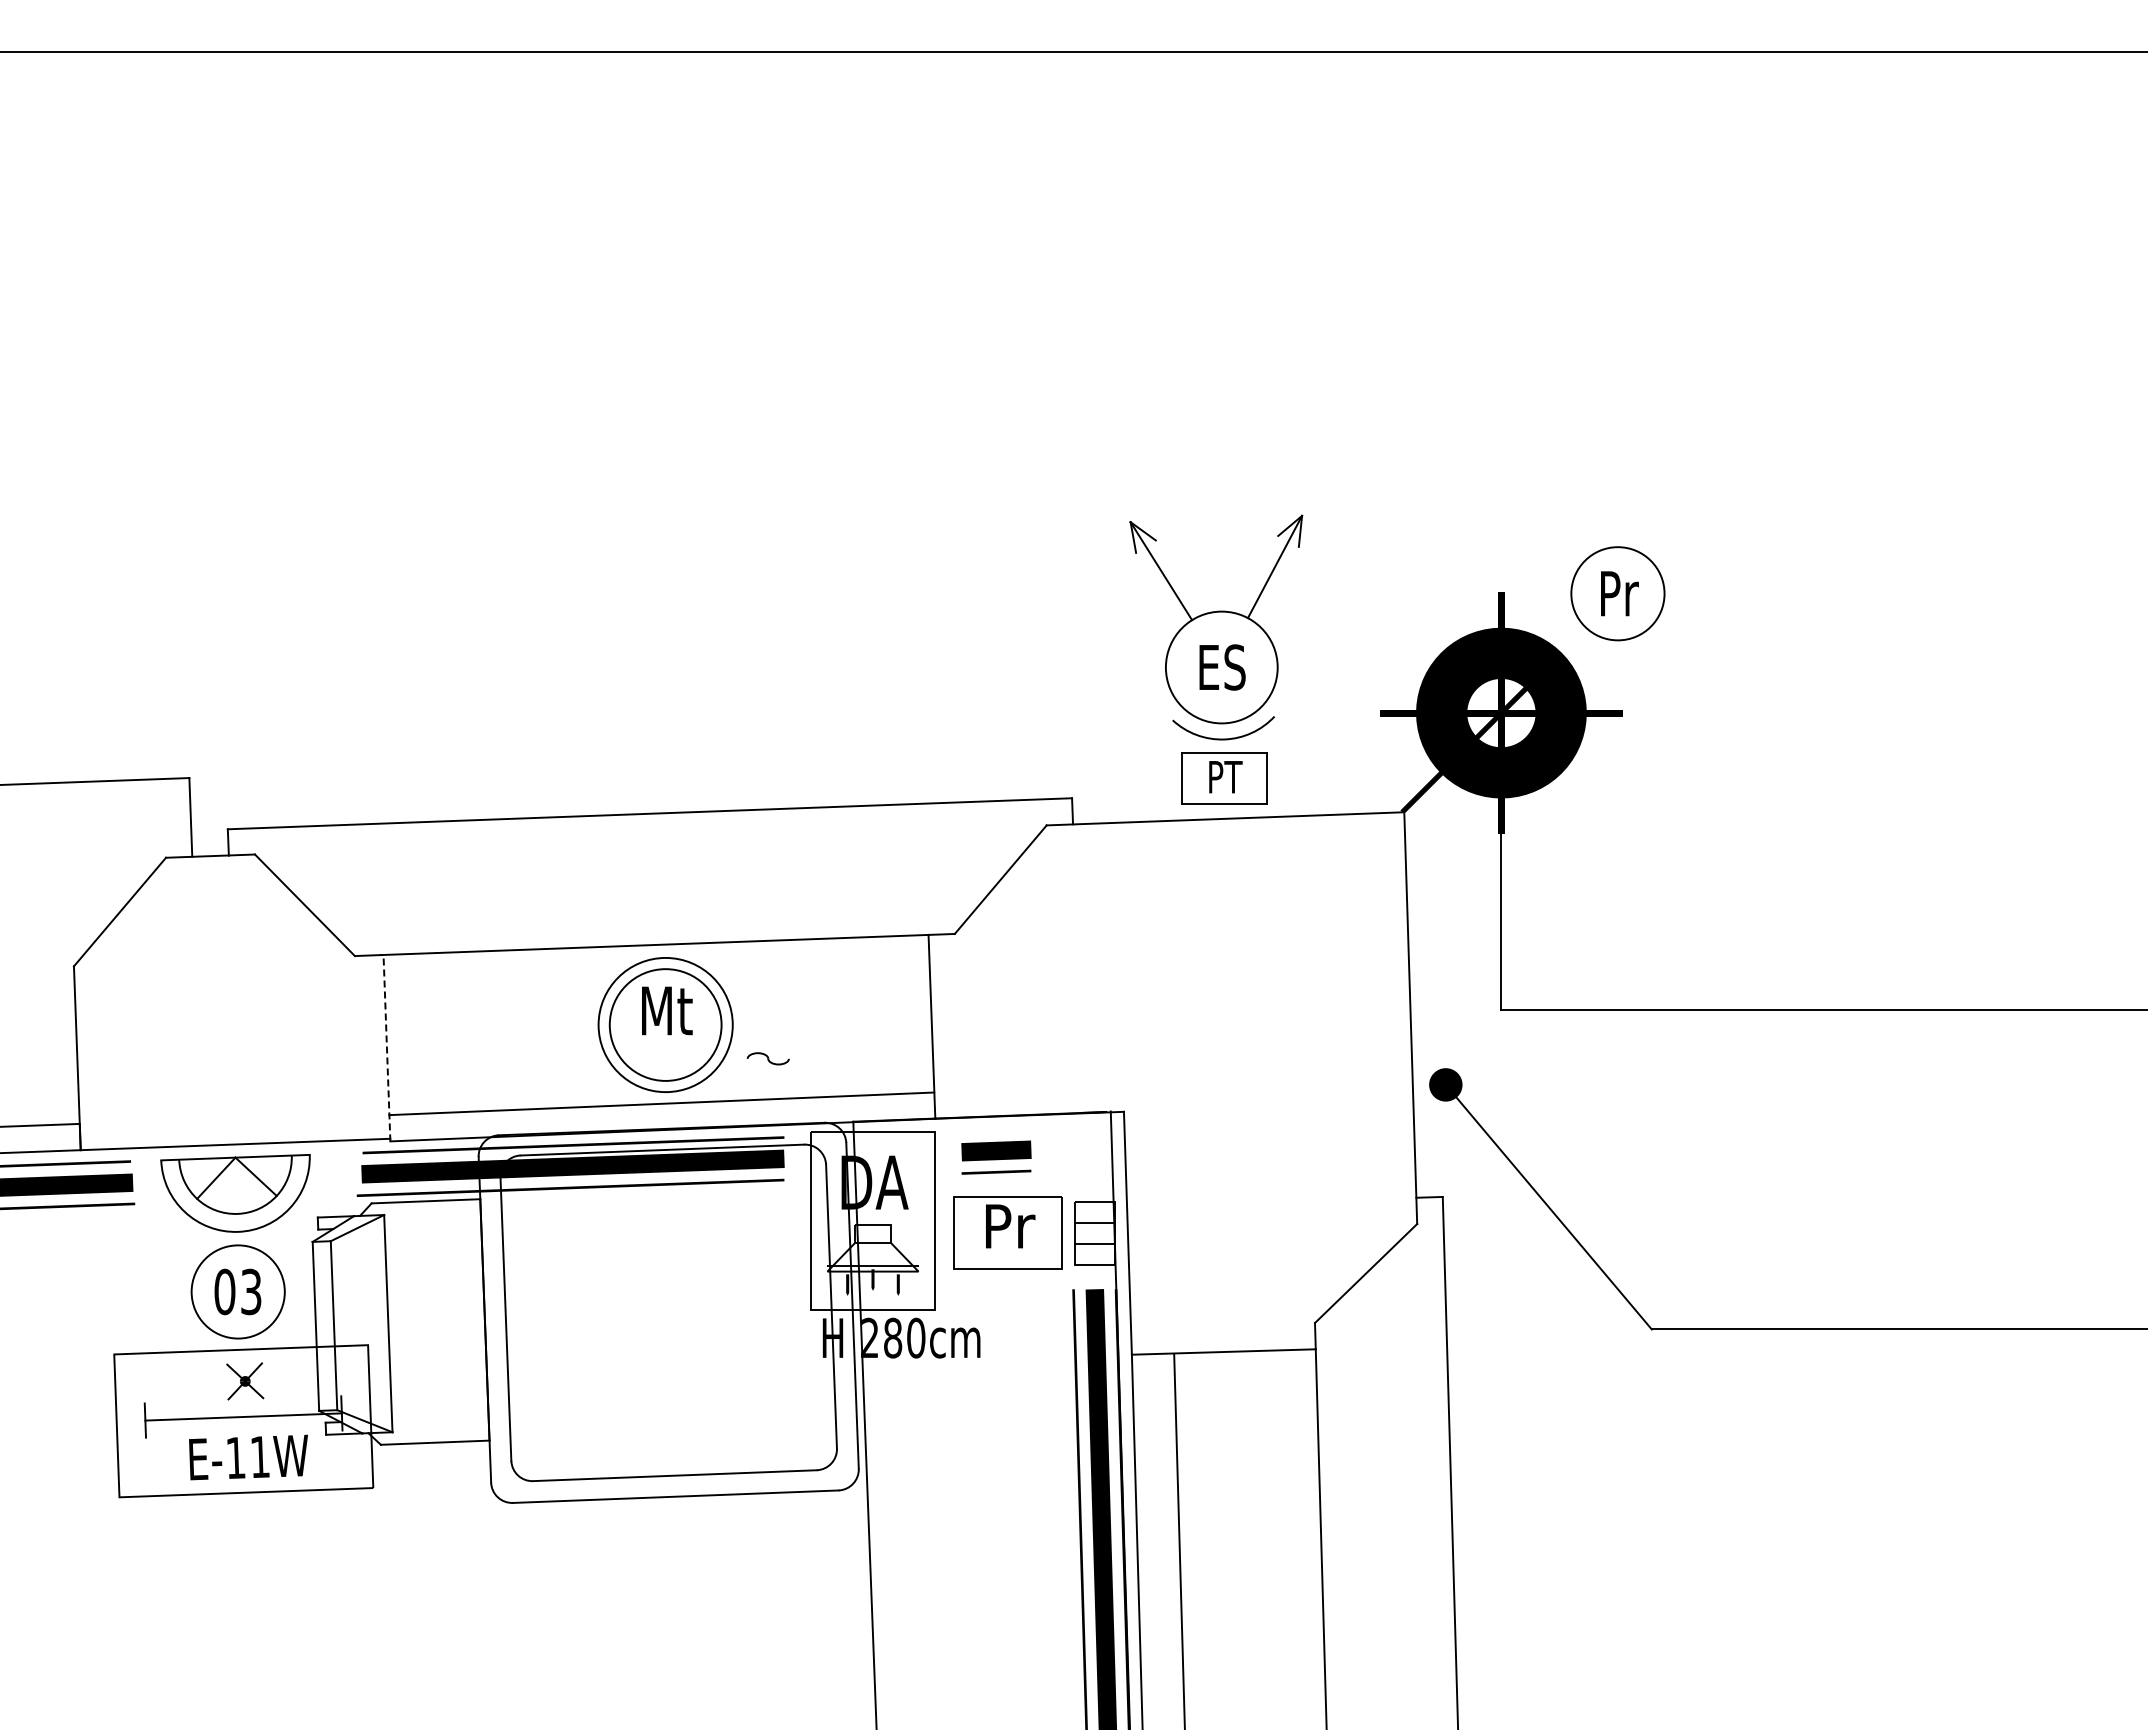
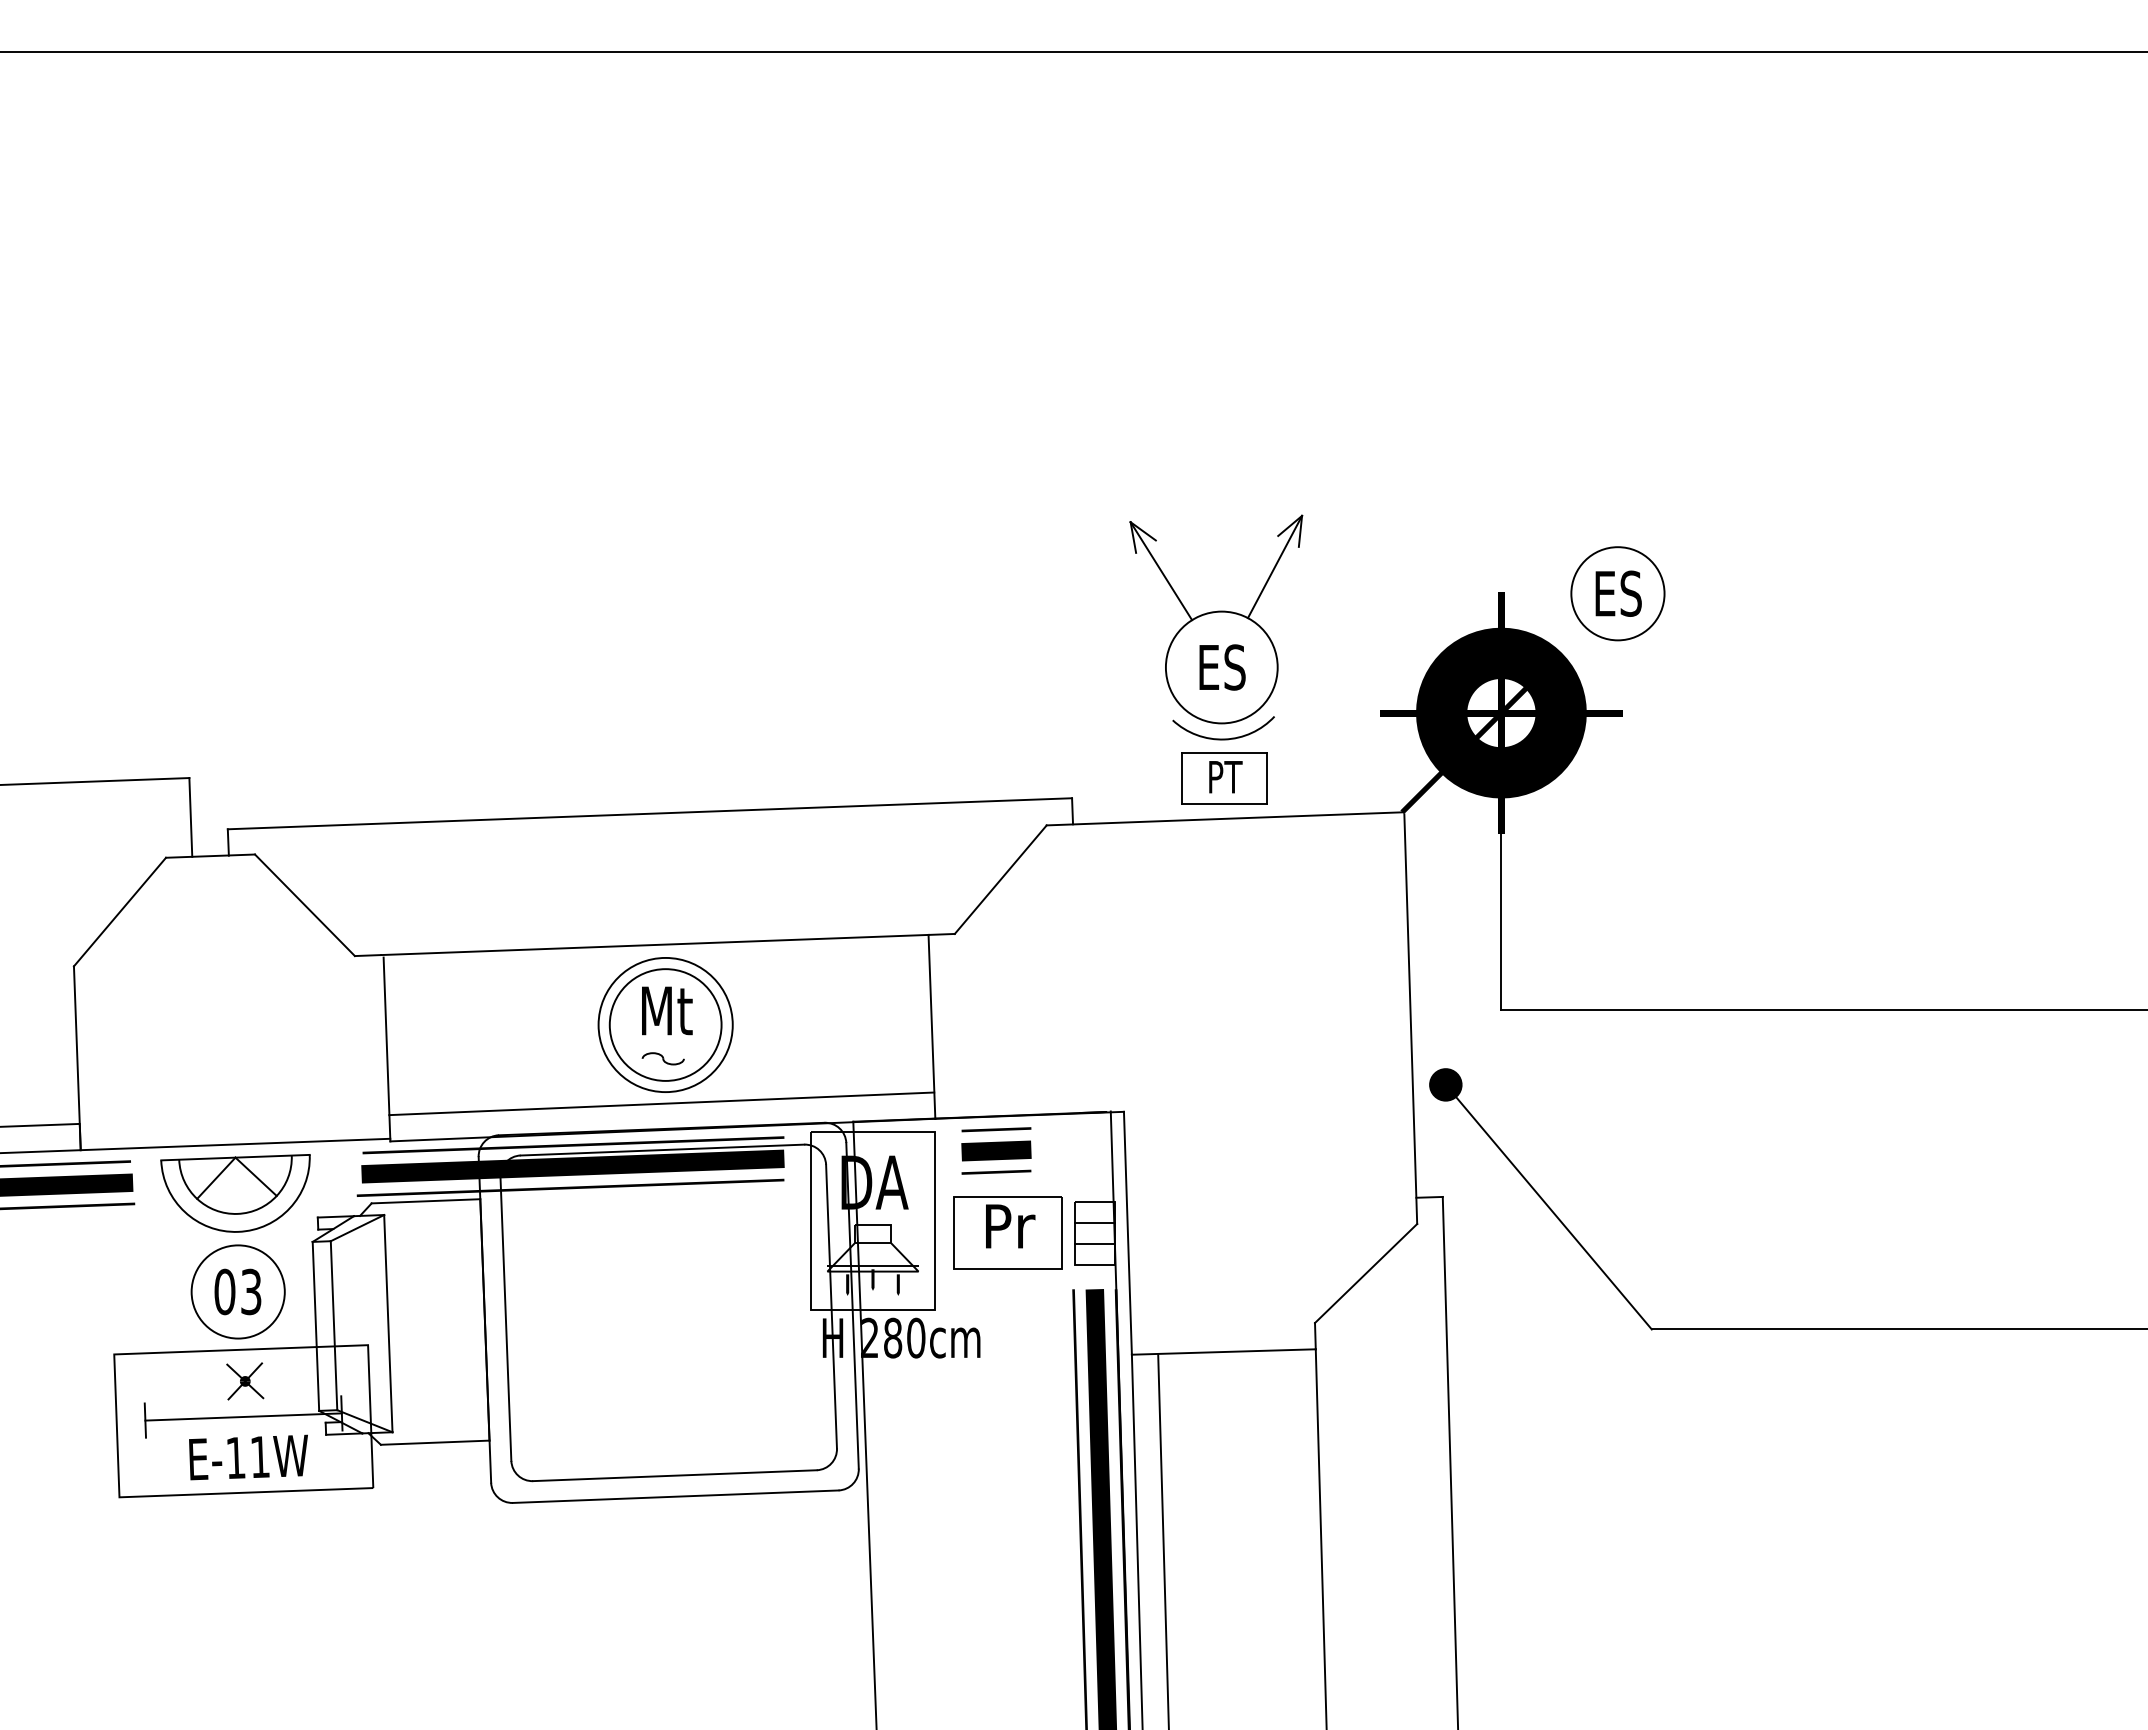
text: Pr -> ES (1618, 593)
line: dashed -> solid (387, 1049)
part position: (767, 1058) -> (662, 1058) (662, 1058)
line: none -> present (996, 1129)
line position: (1179, 1539) -> (1163, 1539) (1163, 1539)
